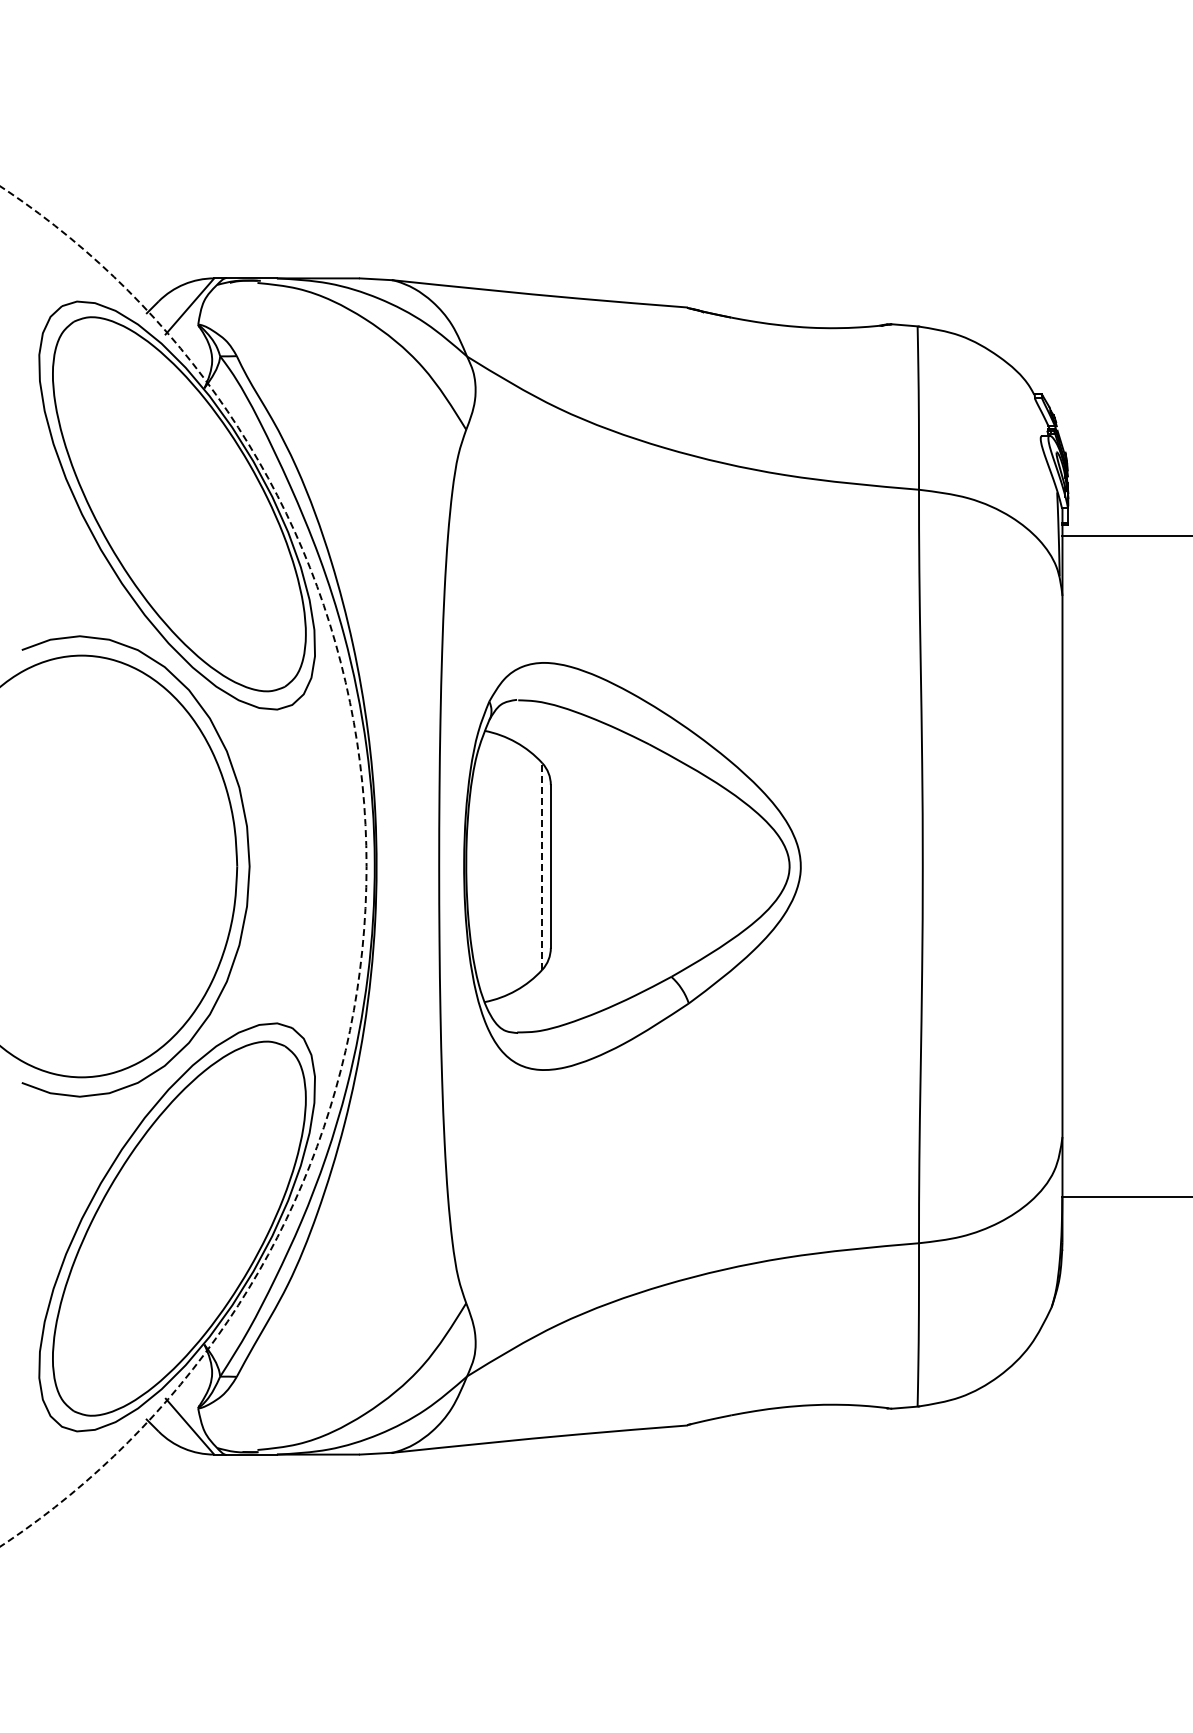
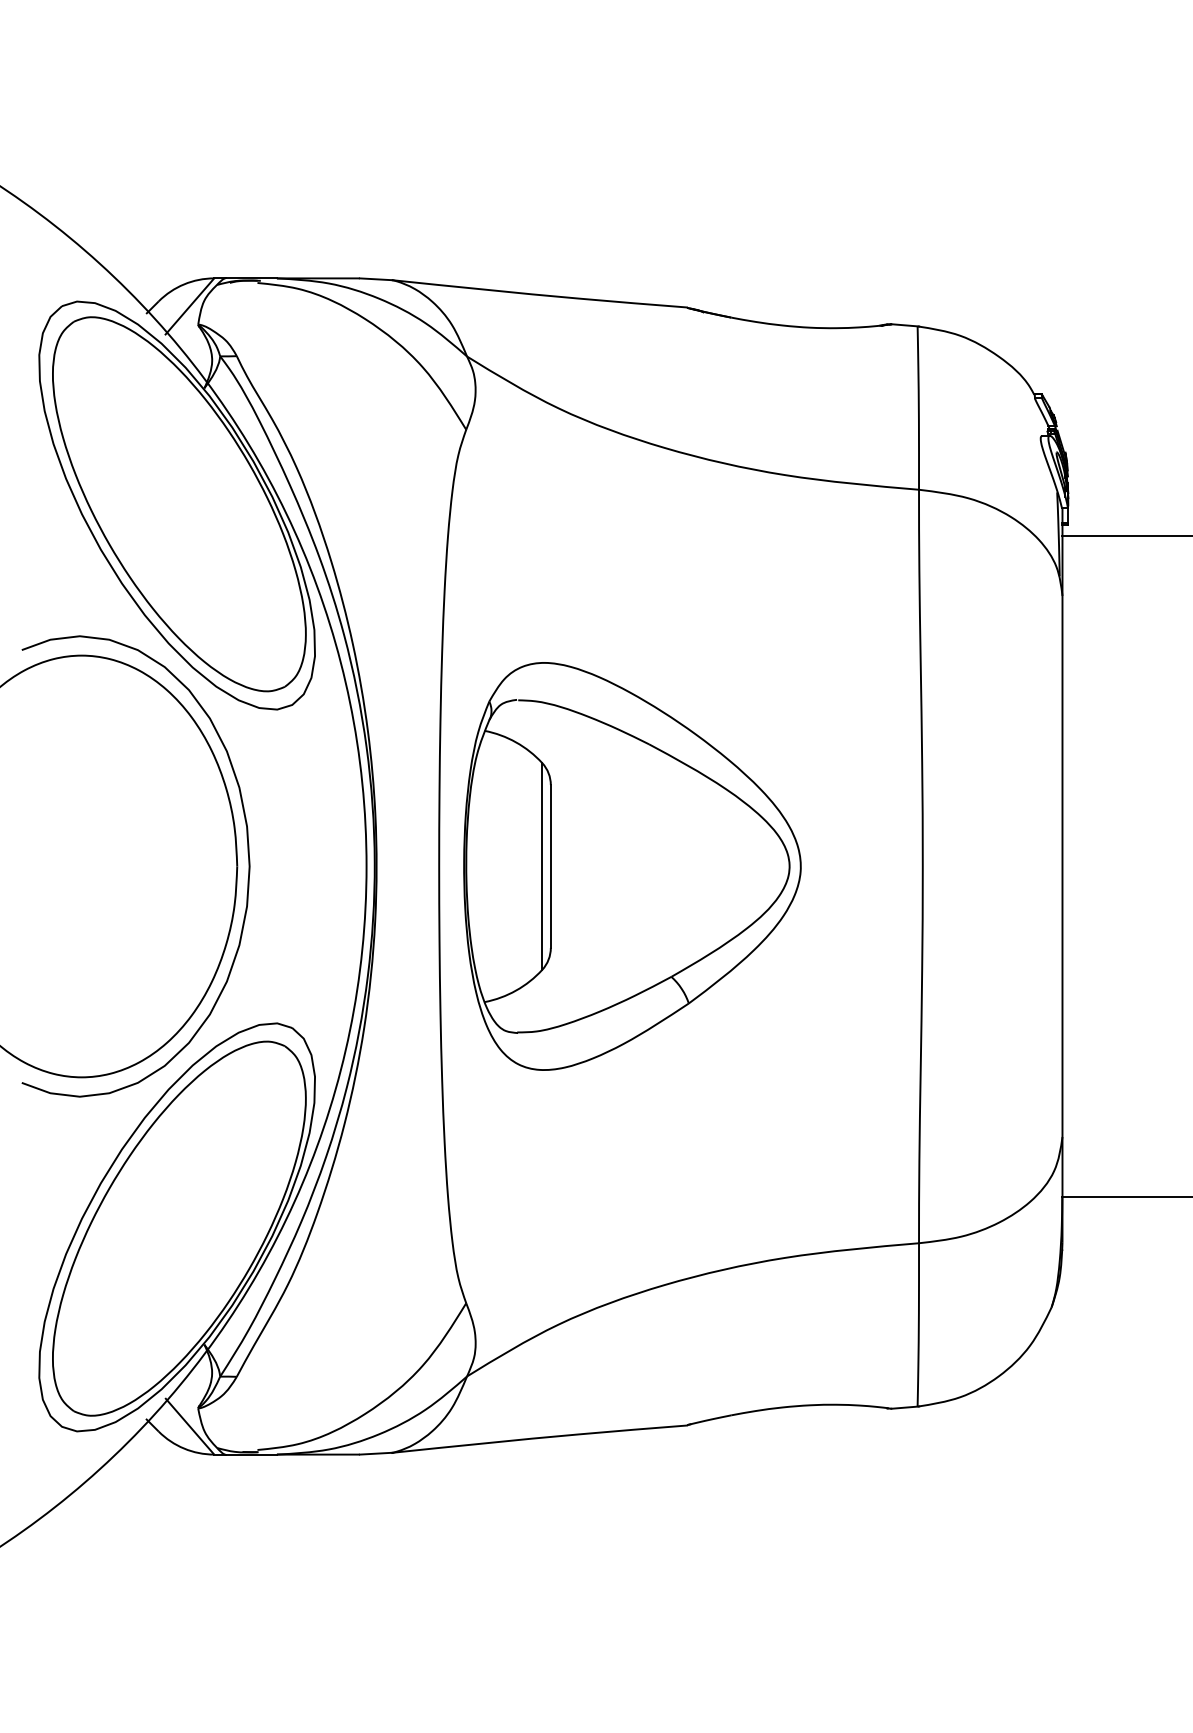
arc: dashed -> solid (366, 866)
line: dashed -> solid (542, 866)
